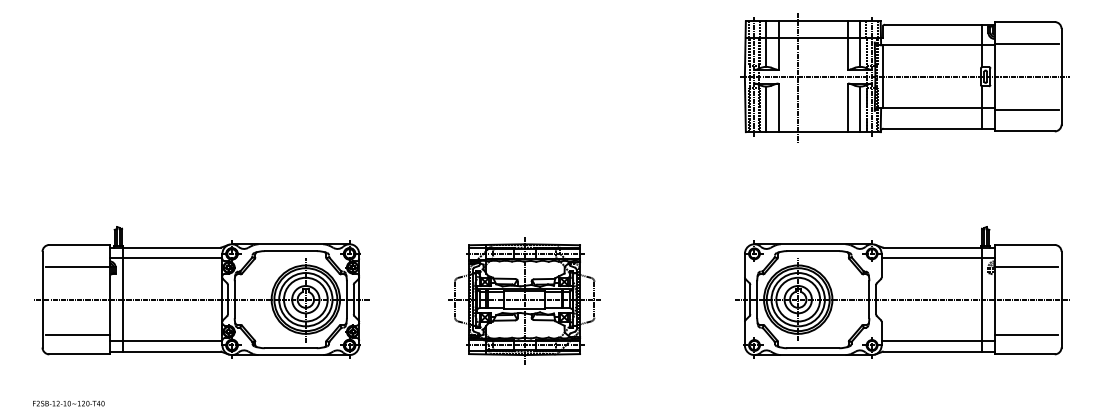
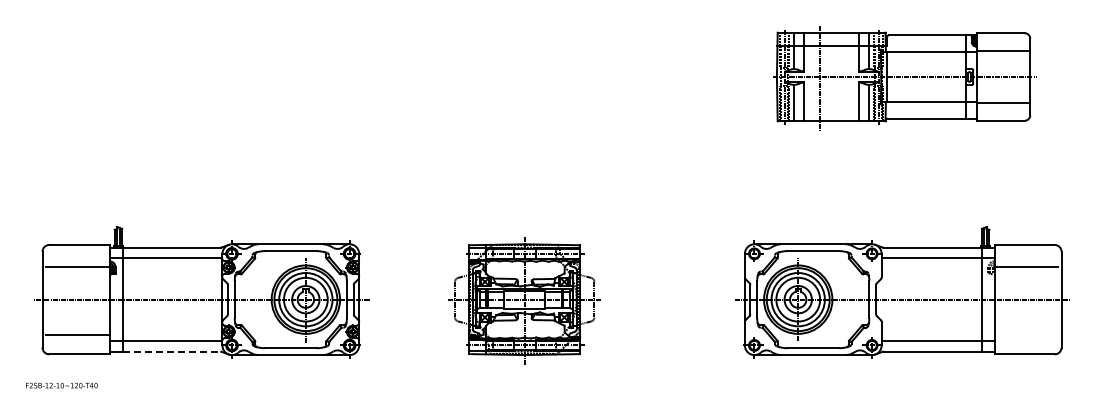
part size: 330x130 px -> 264x105 px (904, 78)
line: present -> none (1025, 335)
line: solid -> dashed (172, 351)
text position: (68, 403) -> (61, 385) (61, 385)
